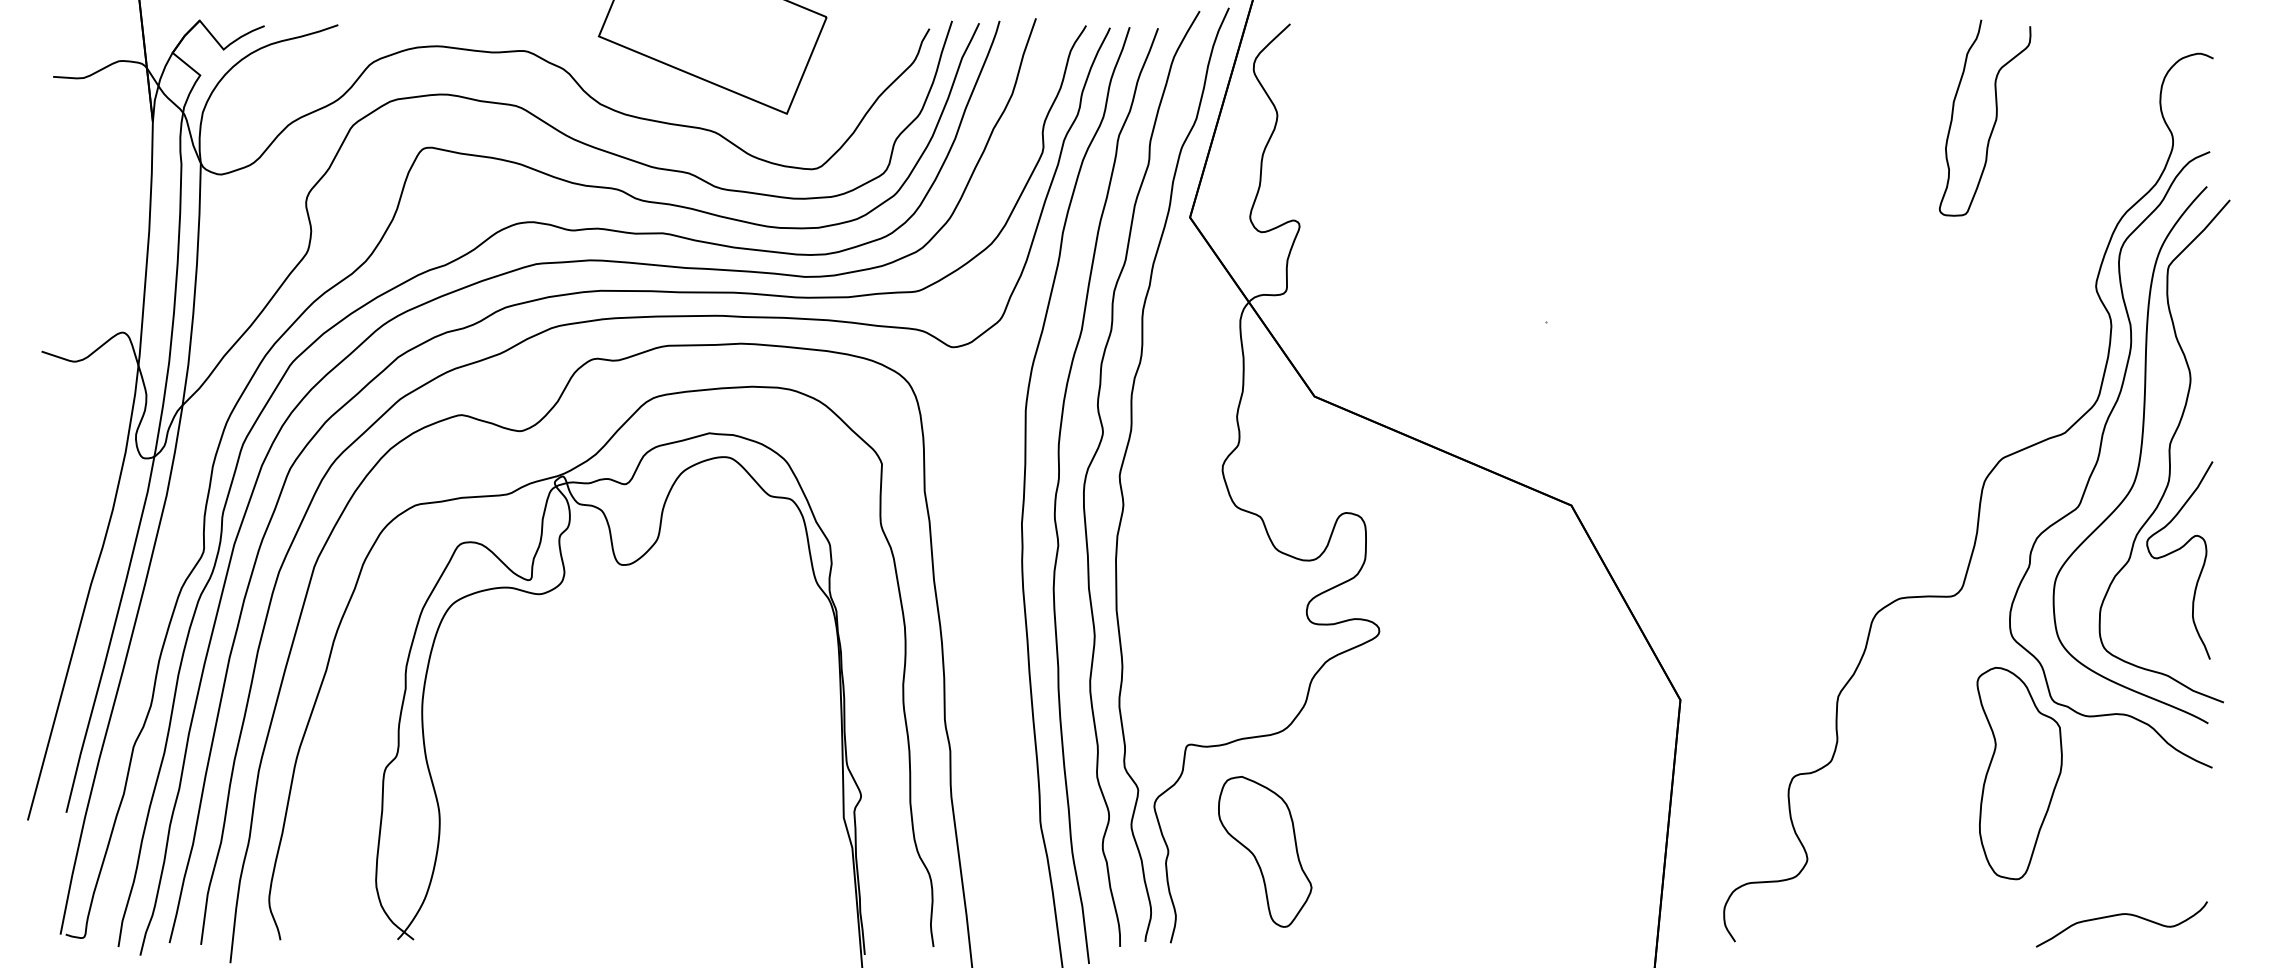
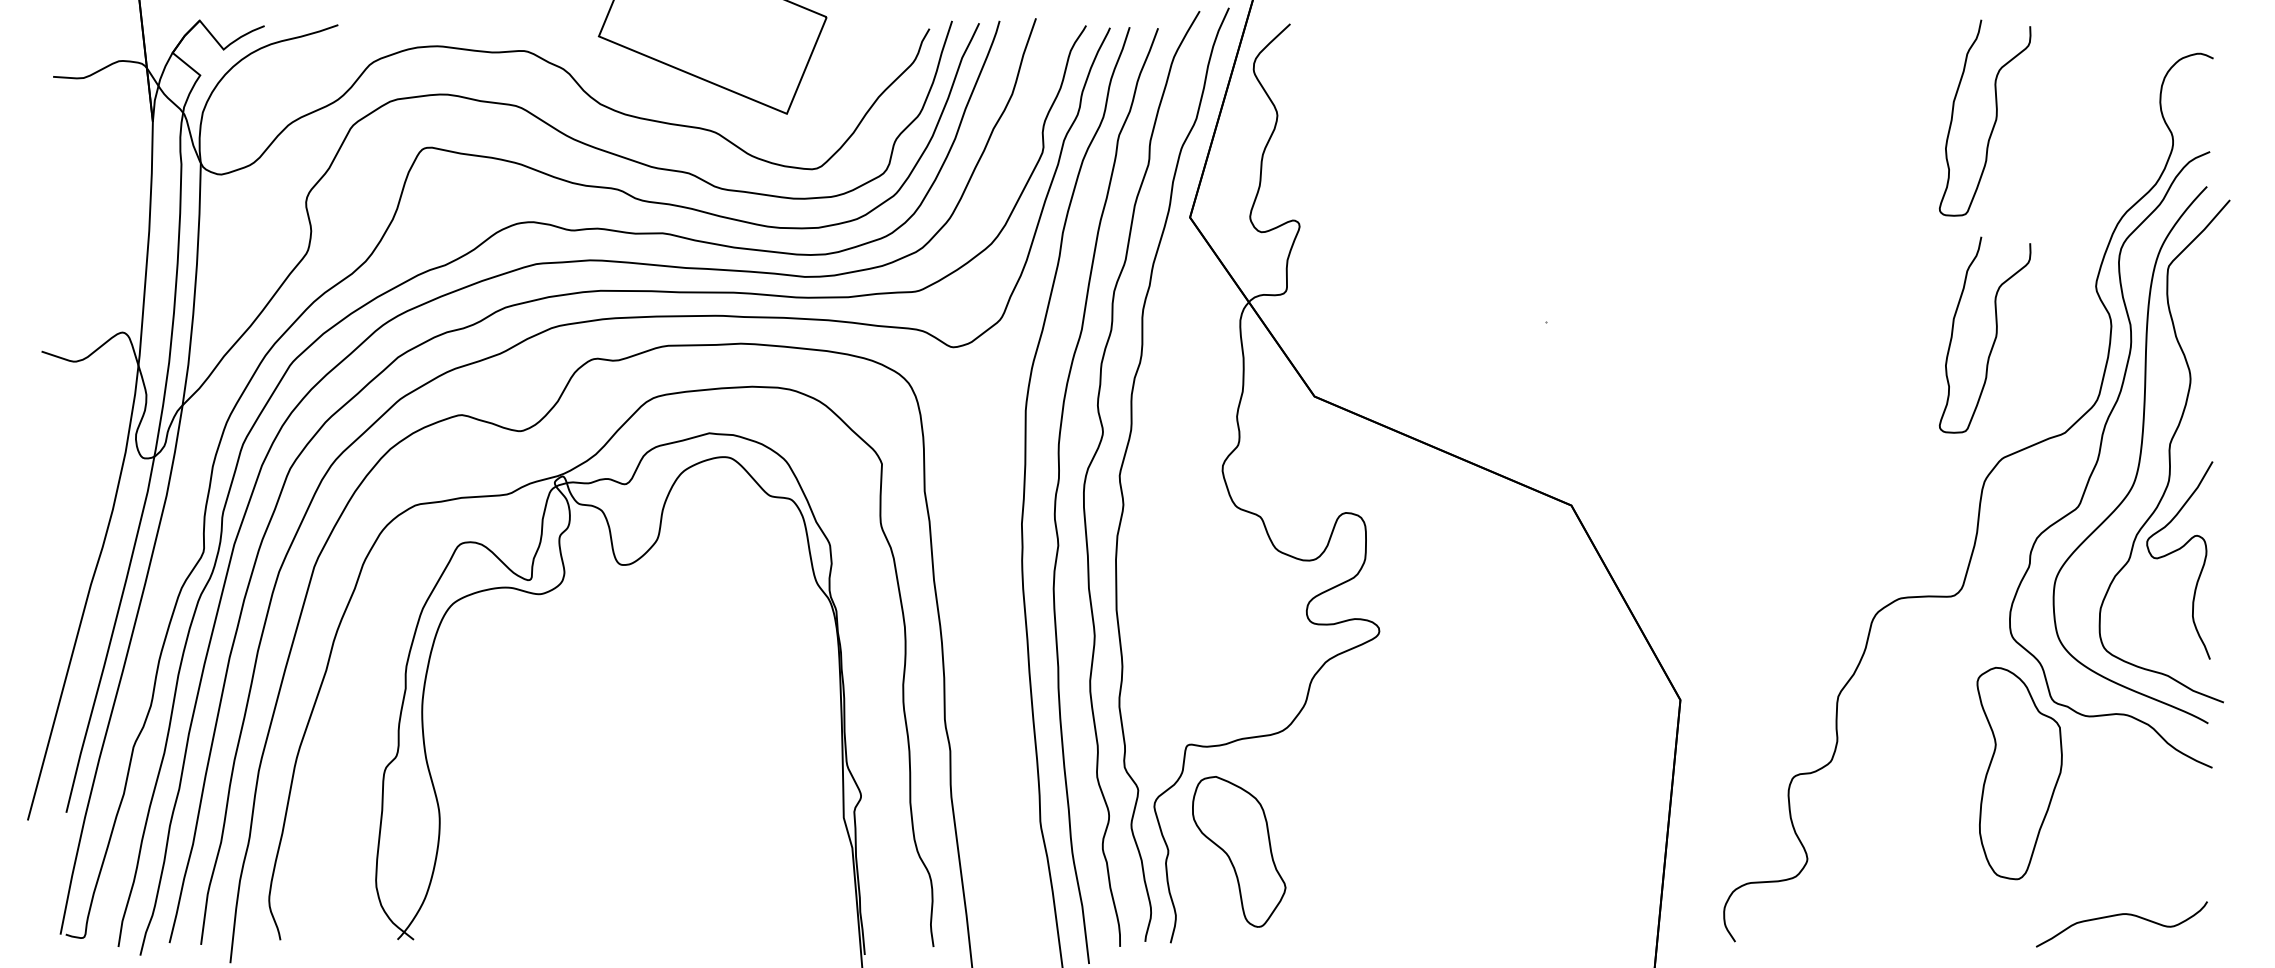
curve: none -> present (1994, 338)
part position: (1265, 851) -> (1239, 851) (1239, 851)
